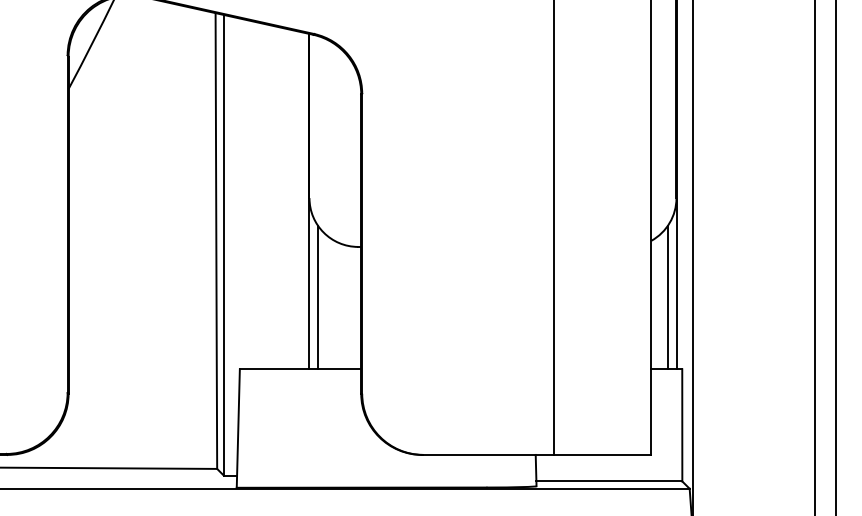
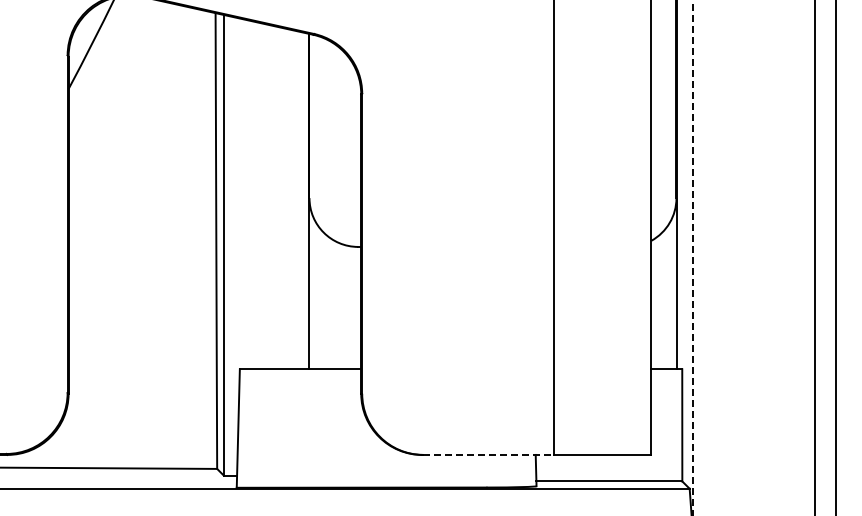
line: solid -> dashed (692, 257)
line: present -> none (318, 297)
line: present -> none (667, 297)
line: solid -> dashed (488, 454)
